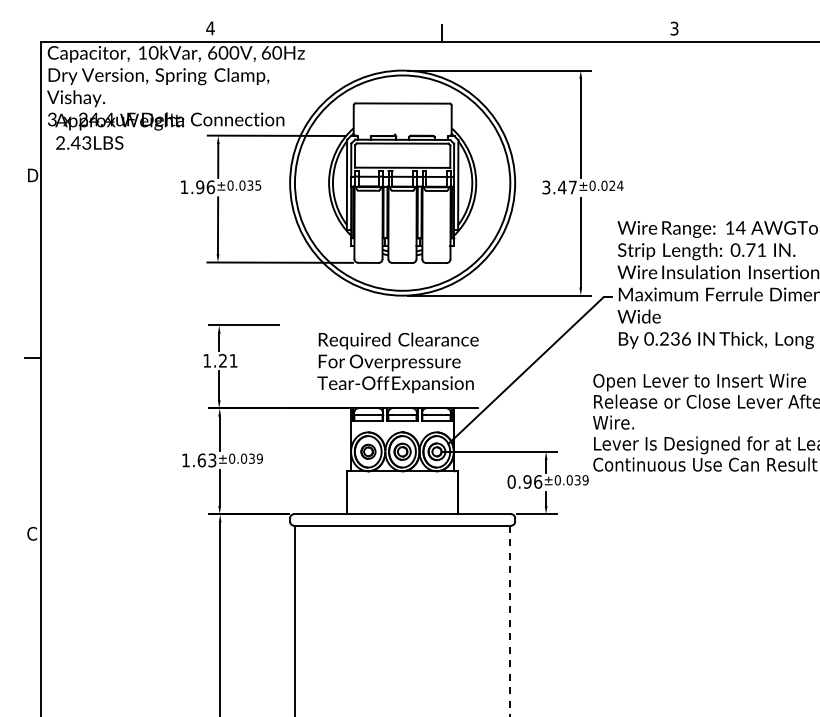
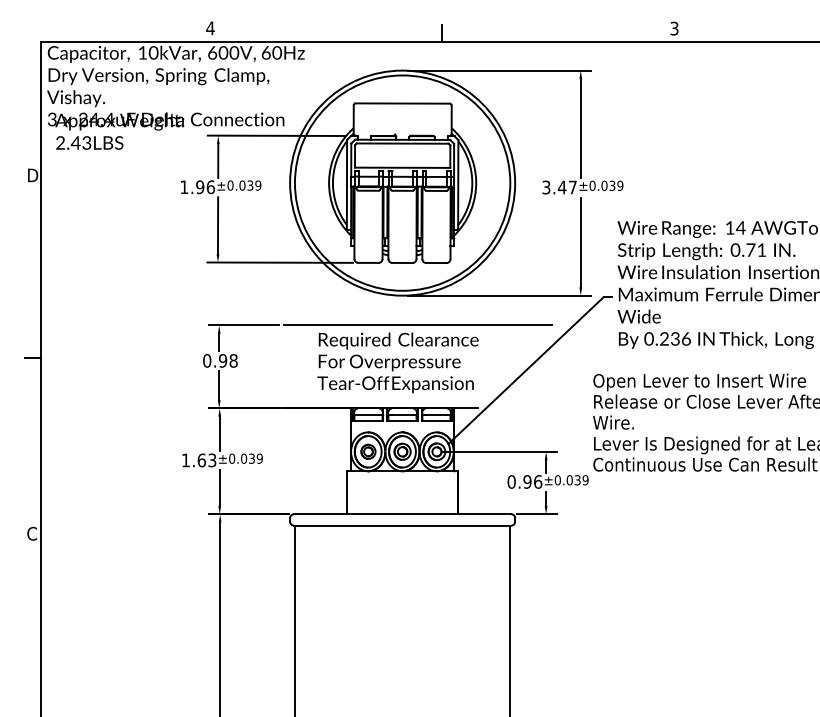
text: ±0.035 -> ±0.039 (258, 185)
text: ±0.024 -> ±0.039 (616, 185)
line: none -> present (417, 325)
text: 1.21 -> 0.98 (220, 360)
line: dashed -> solid (510, 621)
